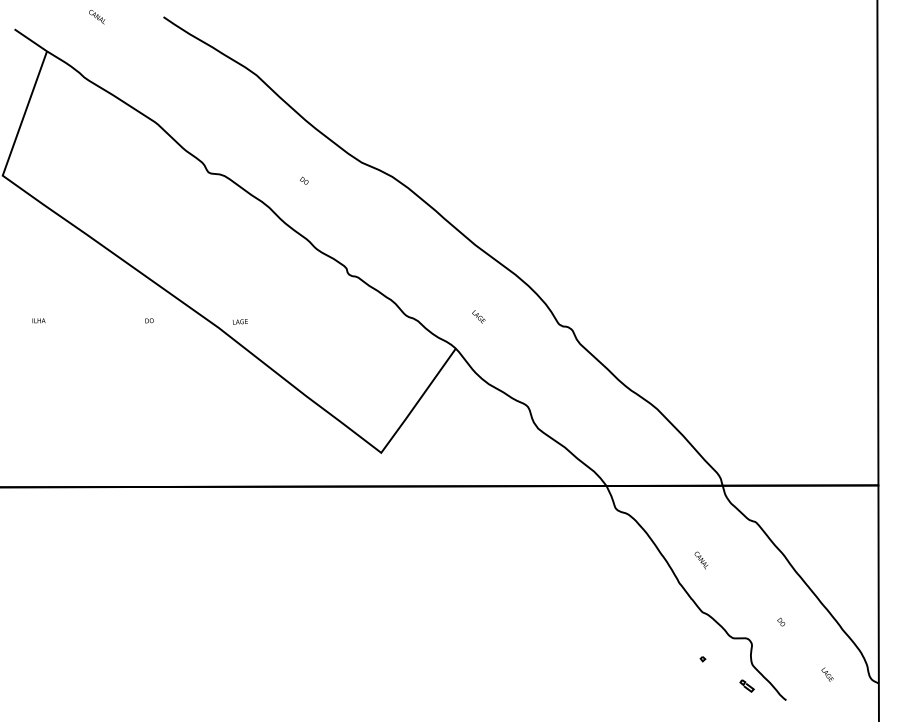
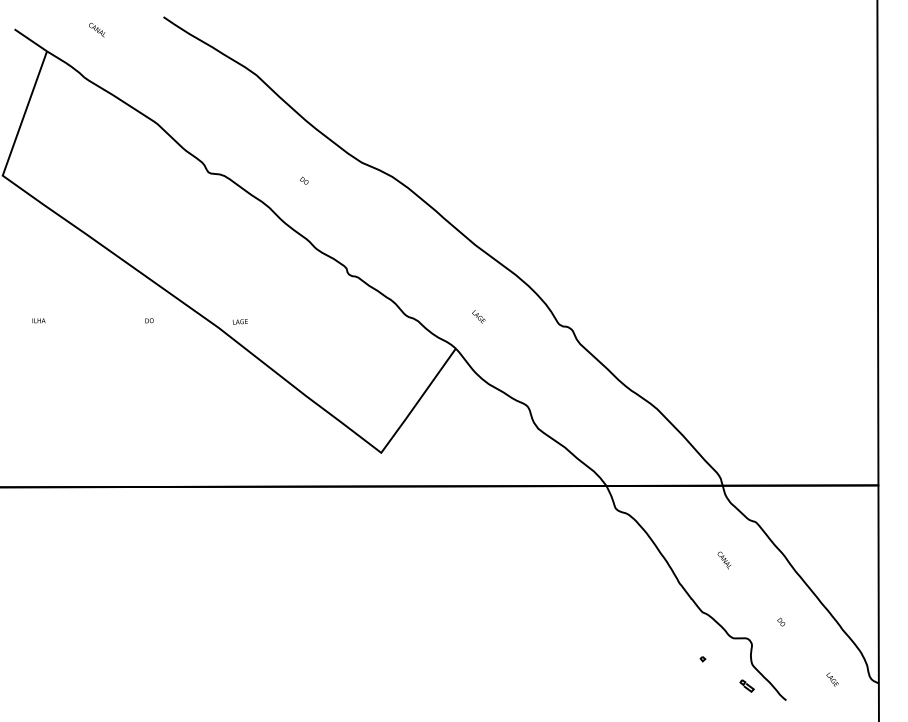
text position: (97, 16) -> (97, 29) (97, 29)
text position: (700, 560) -> (723, 560) (723, 560)
text position: (827, 674) -> (832, 679) (832, 679)
